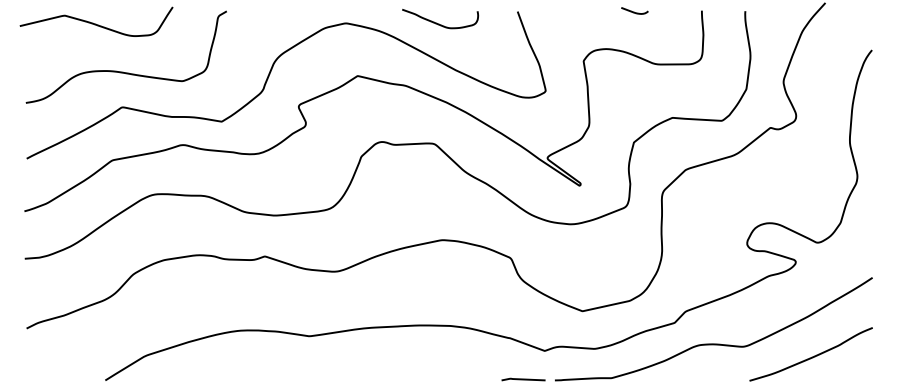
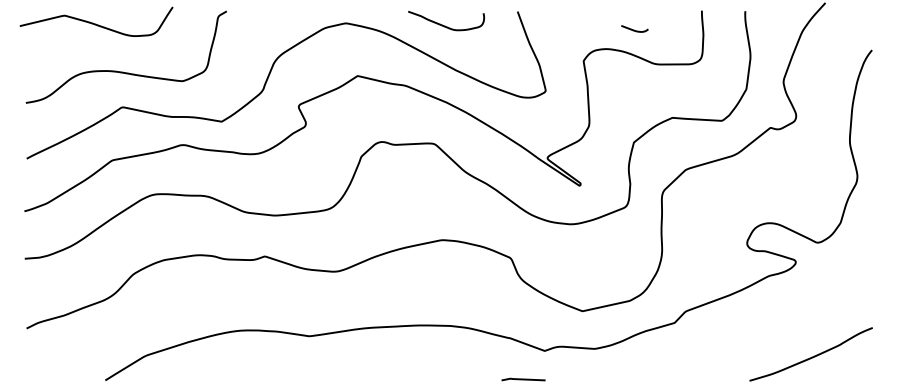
curve position: (634, 11) -> (634, 29) (634, 29)
curve position: (439, 23) -> (445, 25) (445, 25)
curve: present -> none (713, 343)
